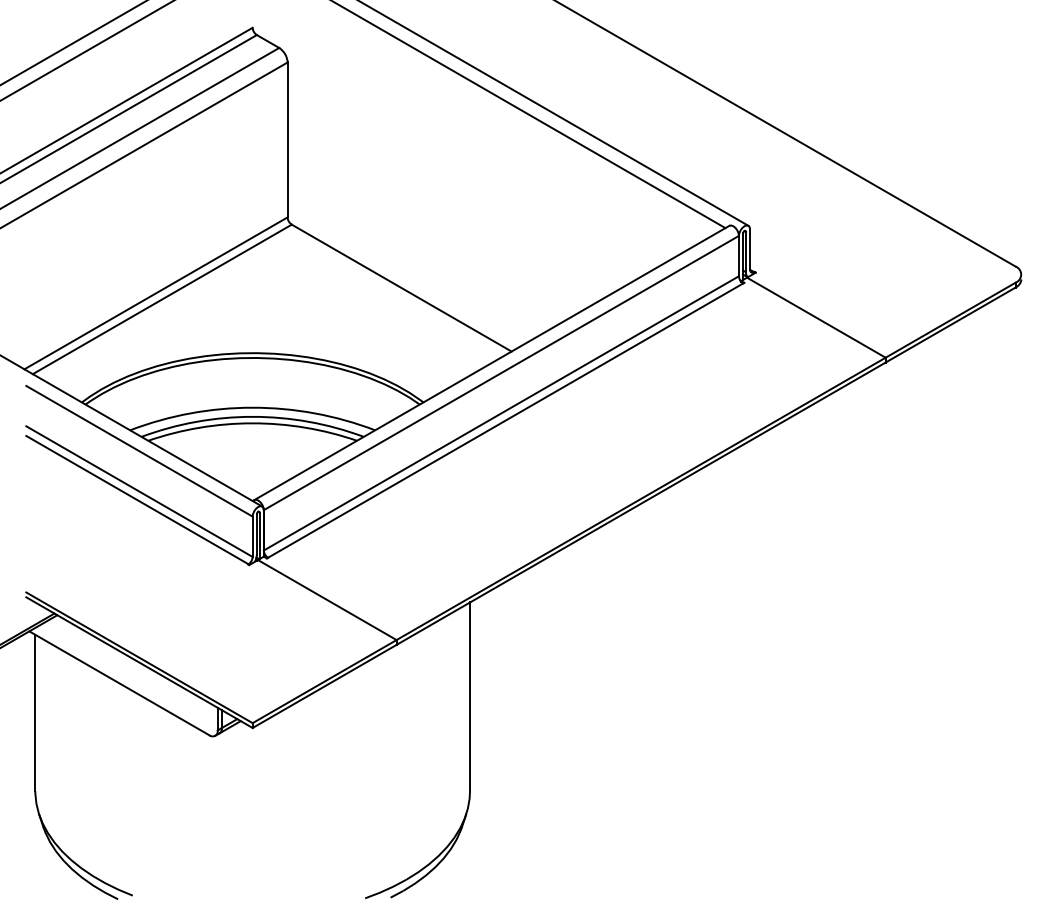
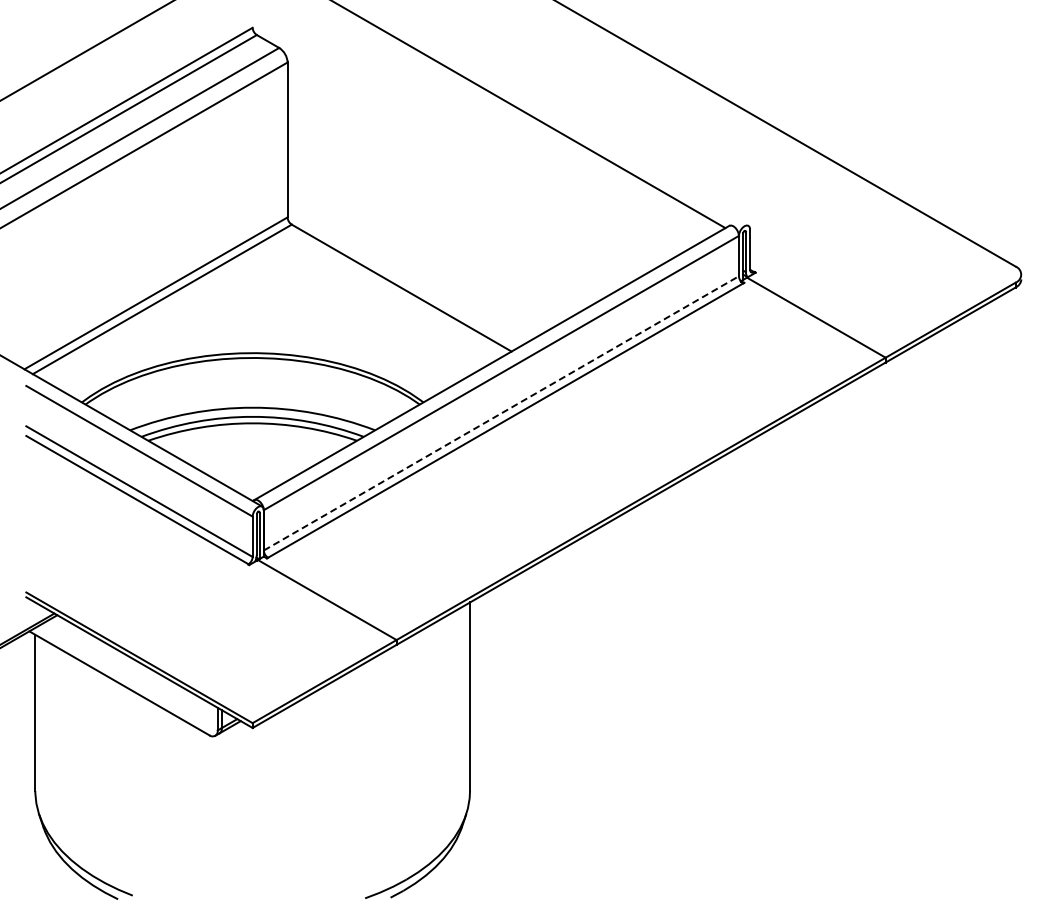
line: present -> none (73, 43)
line: present -> none (554, 113)
line: solid -> dashed (501, 413)
